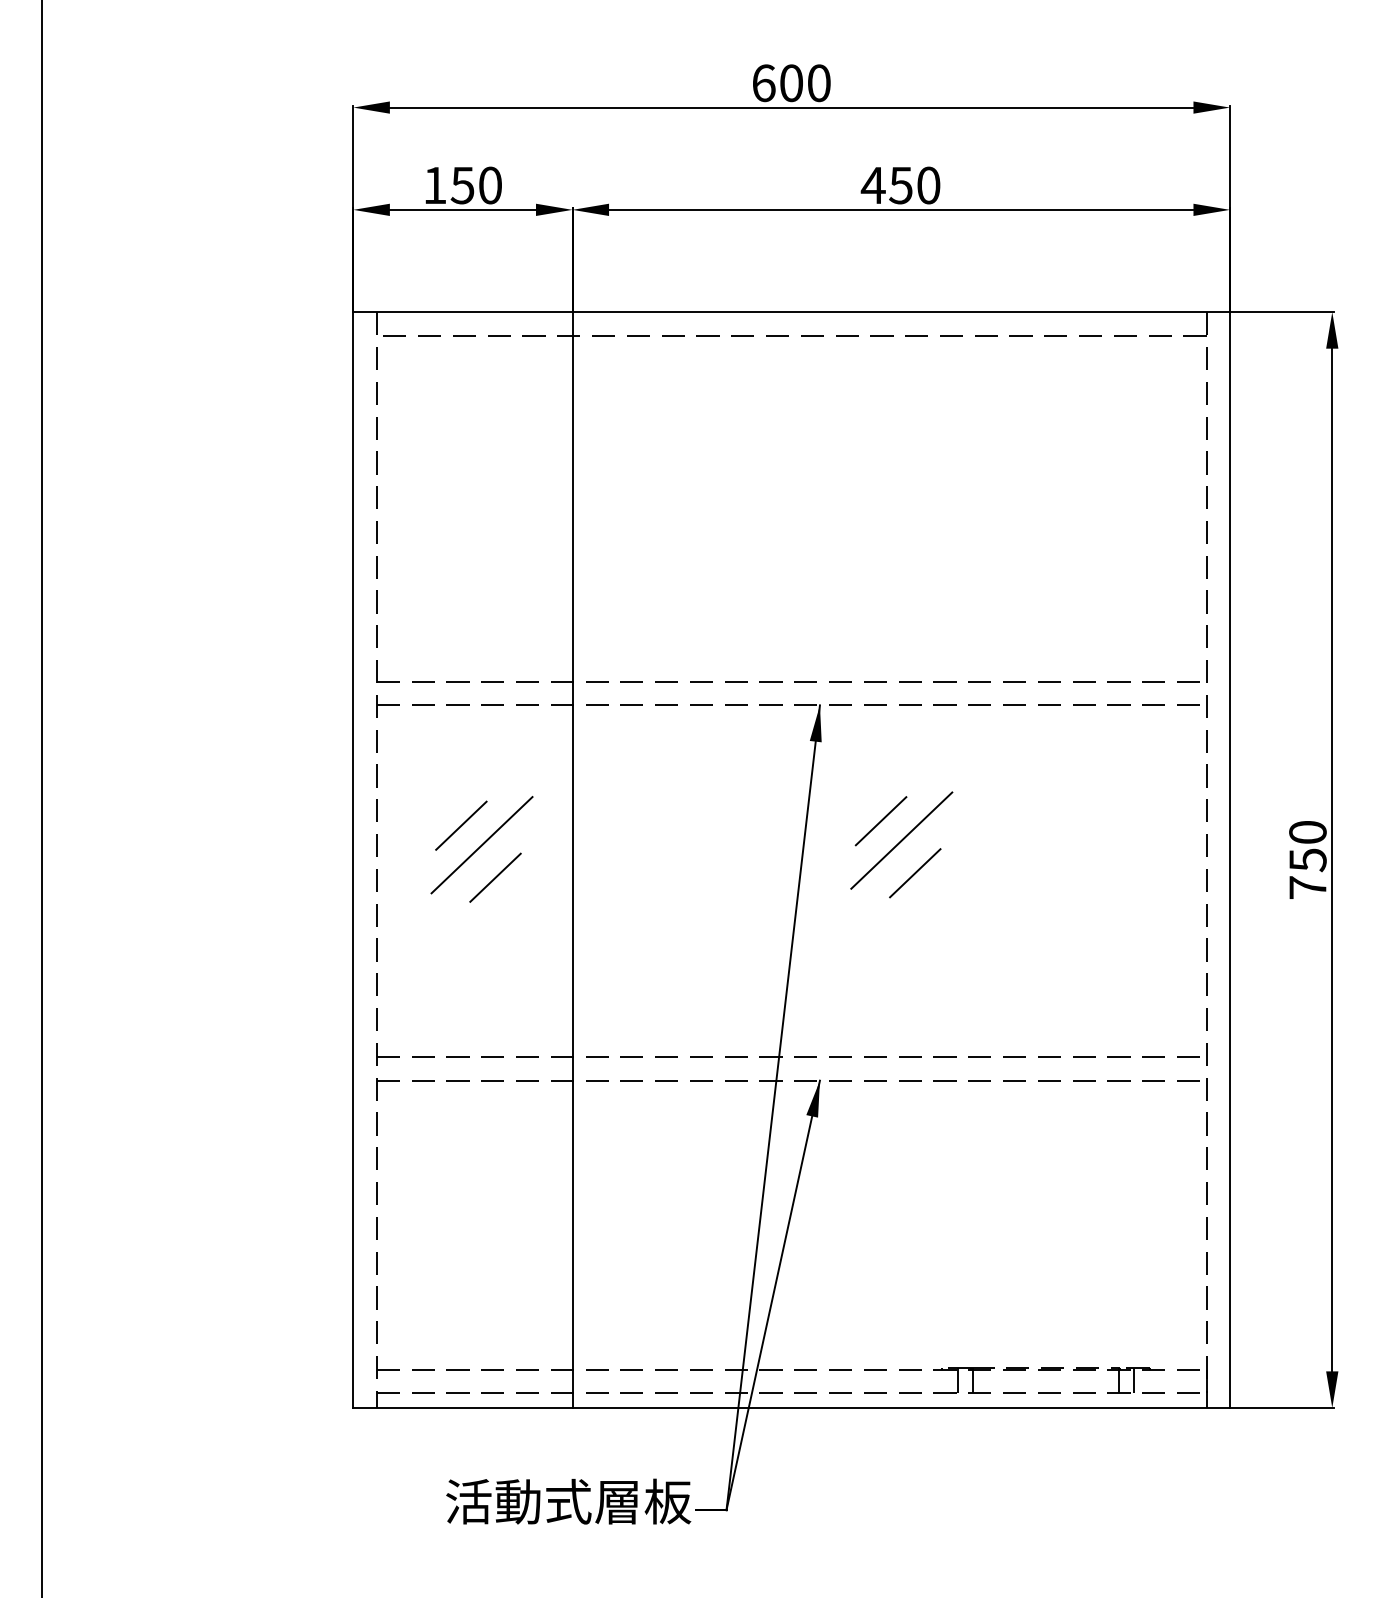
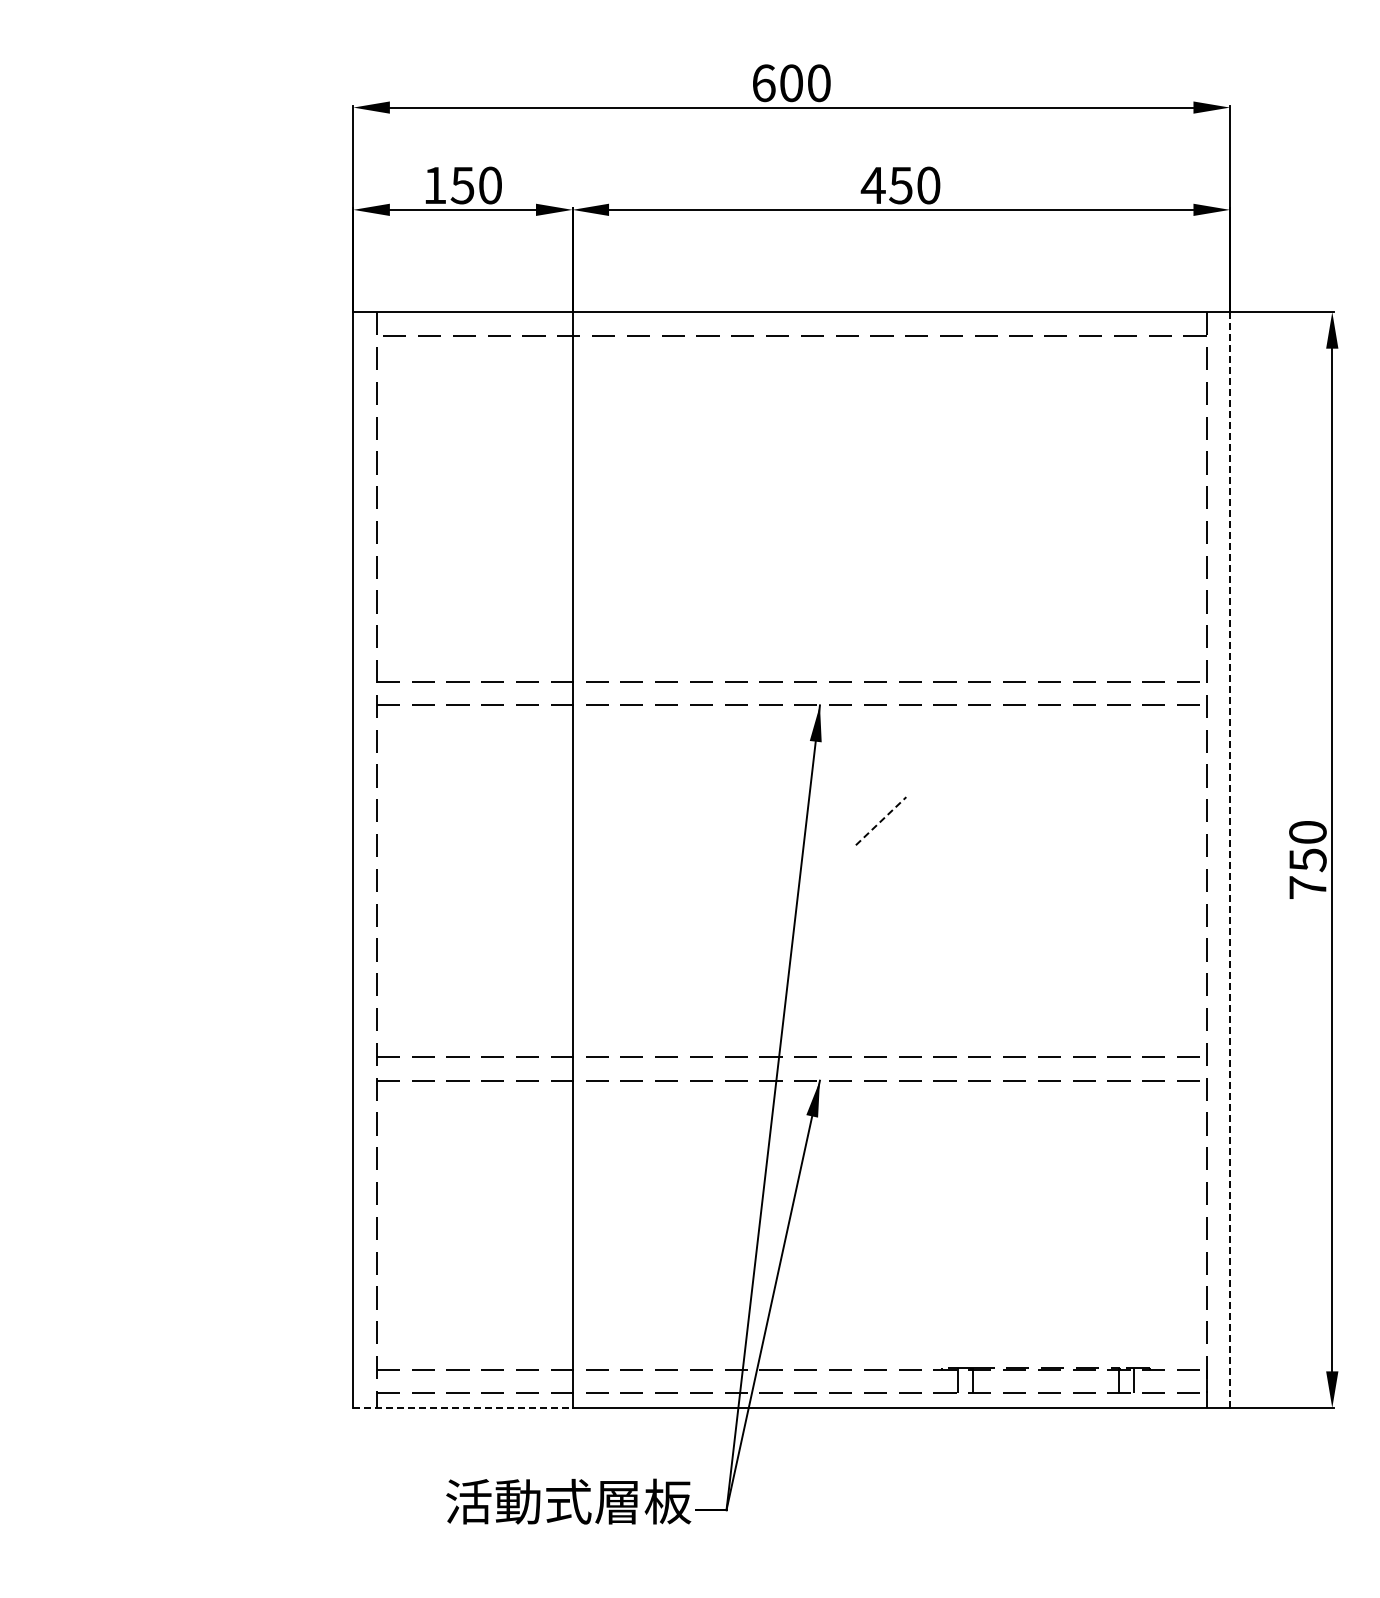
line: present -> none (41, 798)
line: solid -> dashed (881, 821)
line: present -> none (461, 825)
line: present -> none (901, 840)
line: present -> none (481, 845)
line: solid -> dashed (1230, 860)
line: present -> none (915, 873)
line: present -> none (495, 877)
line: solid -> dashed (462, 1407)
